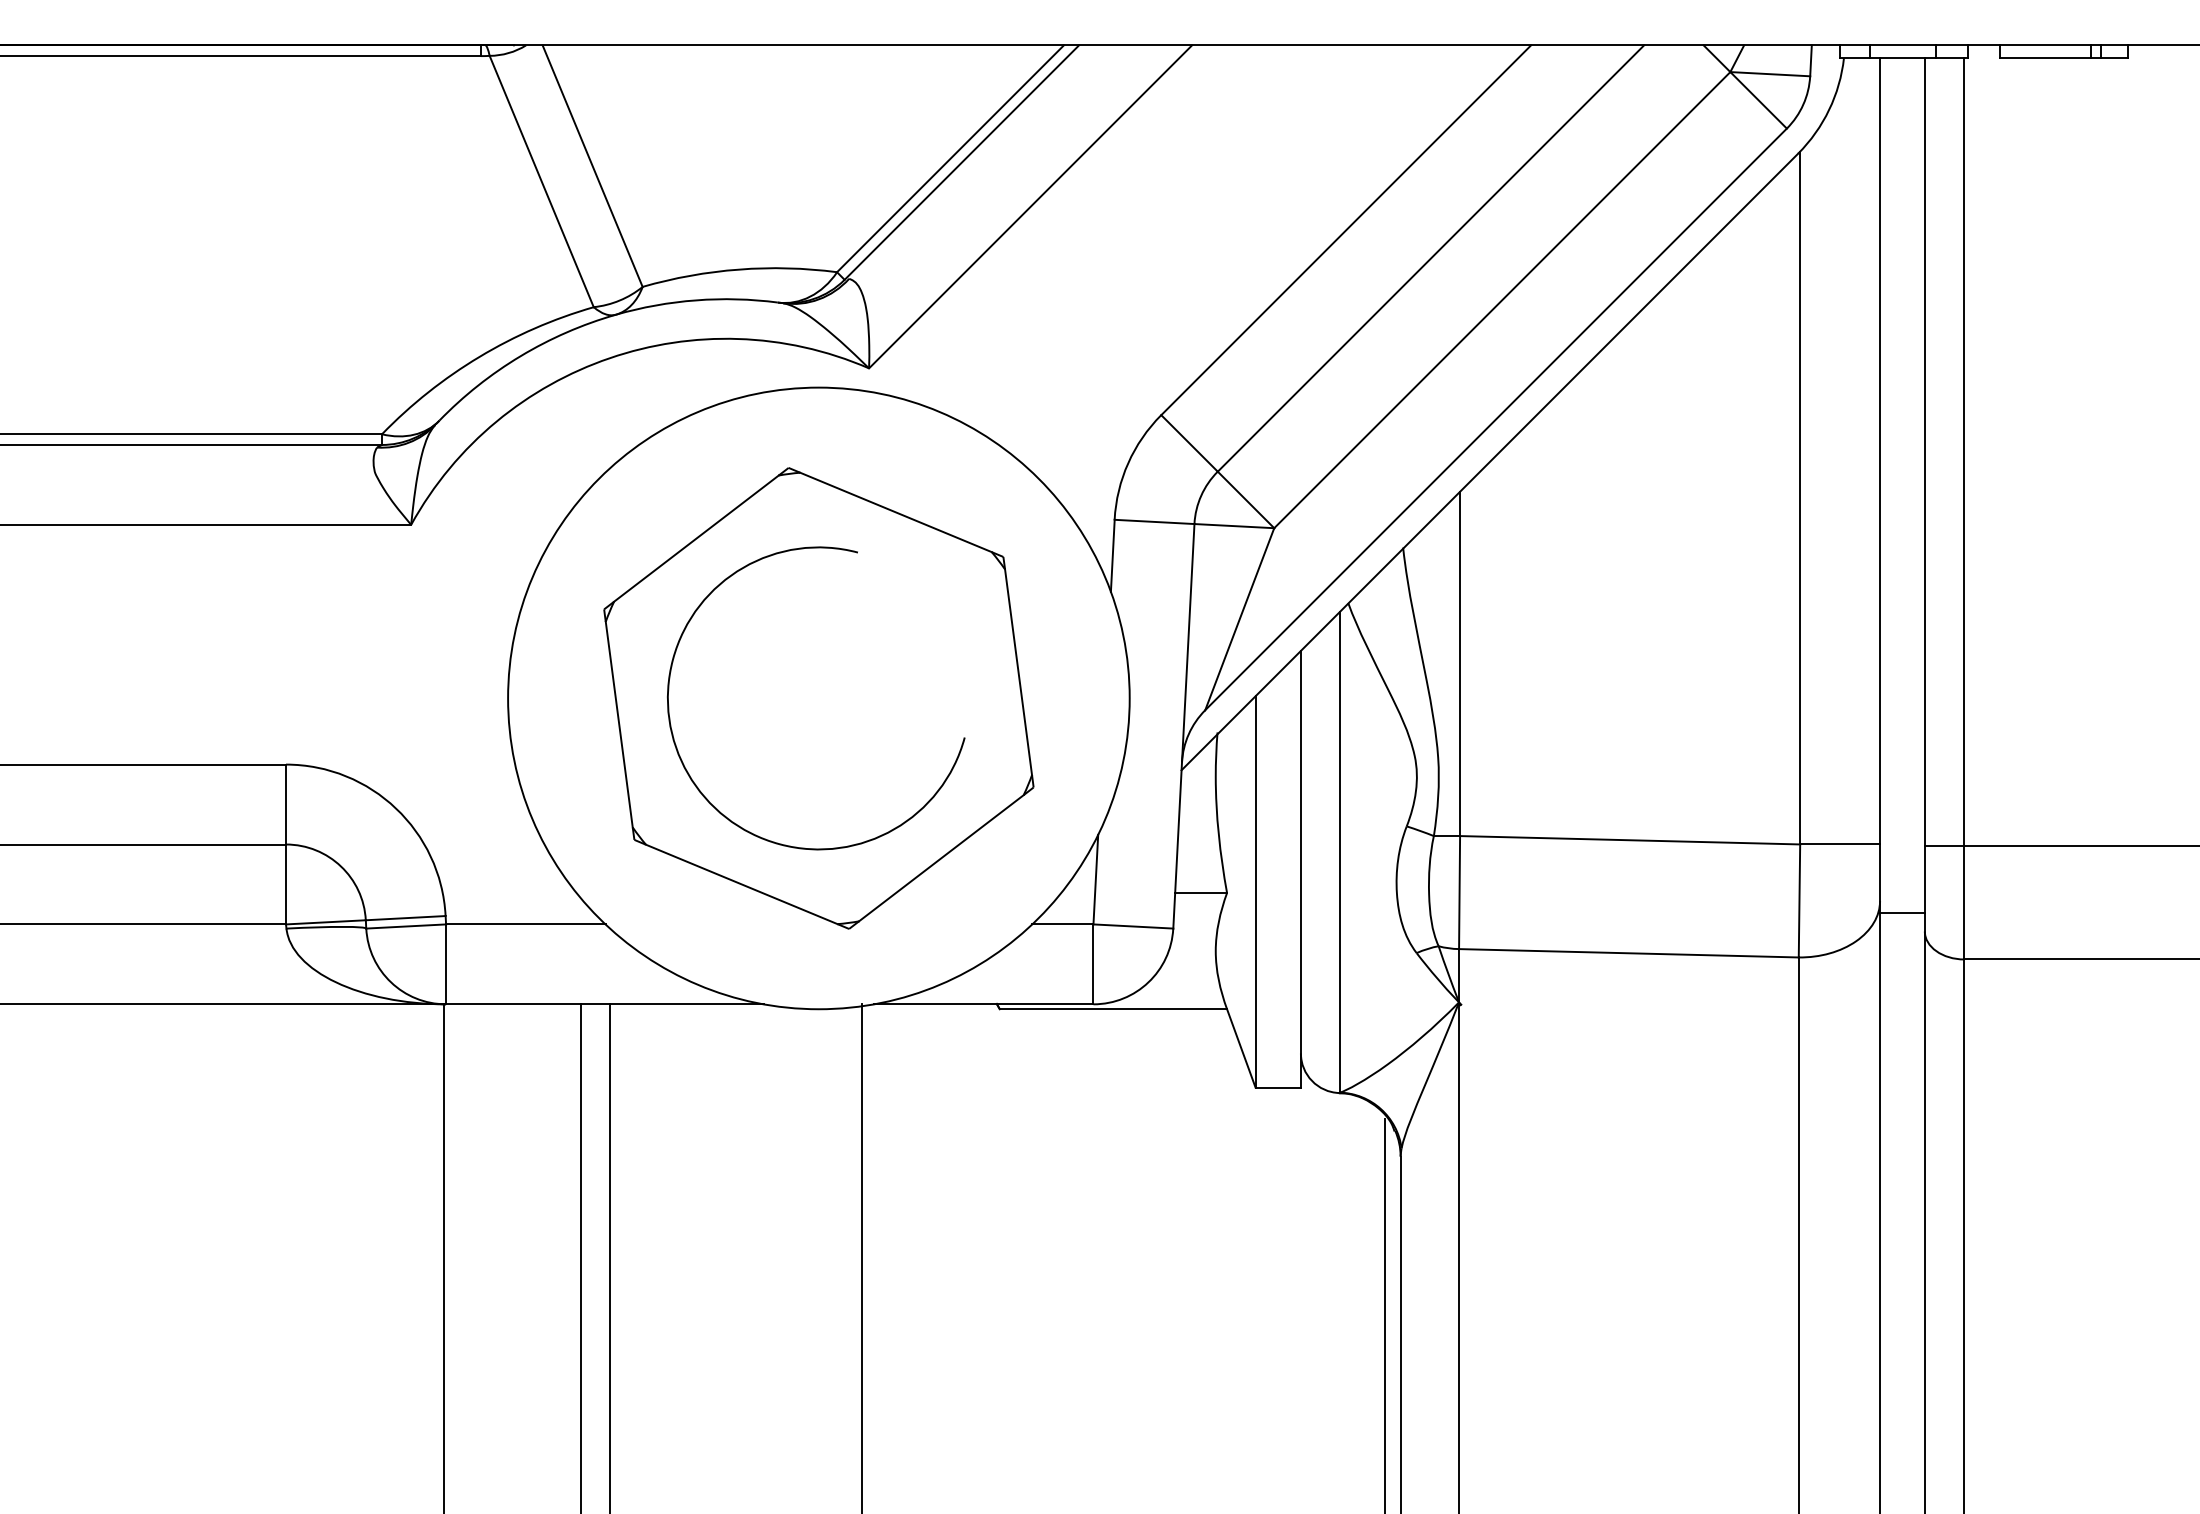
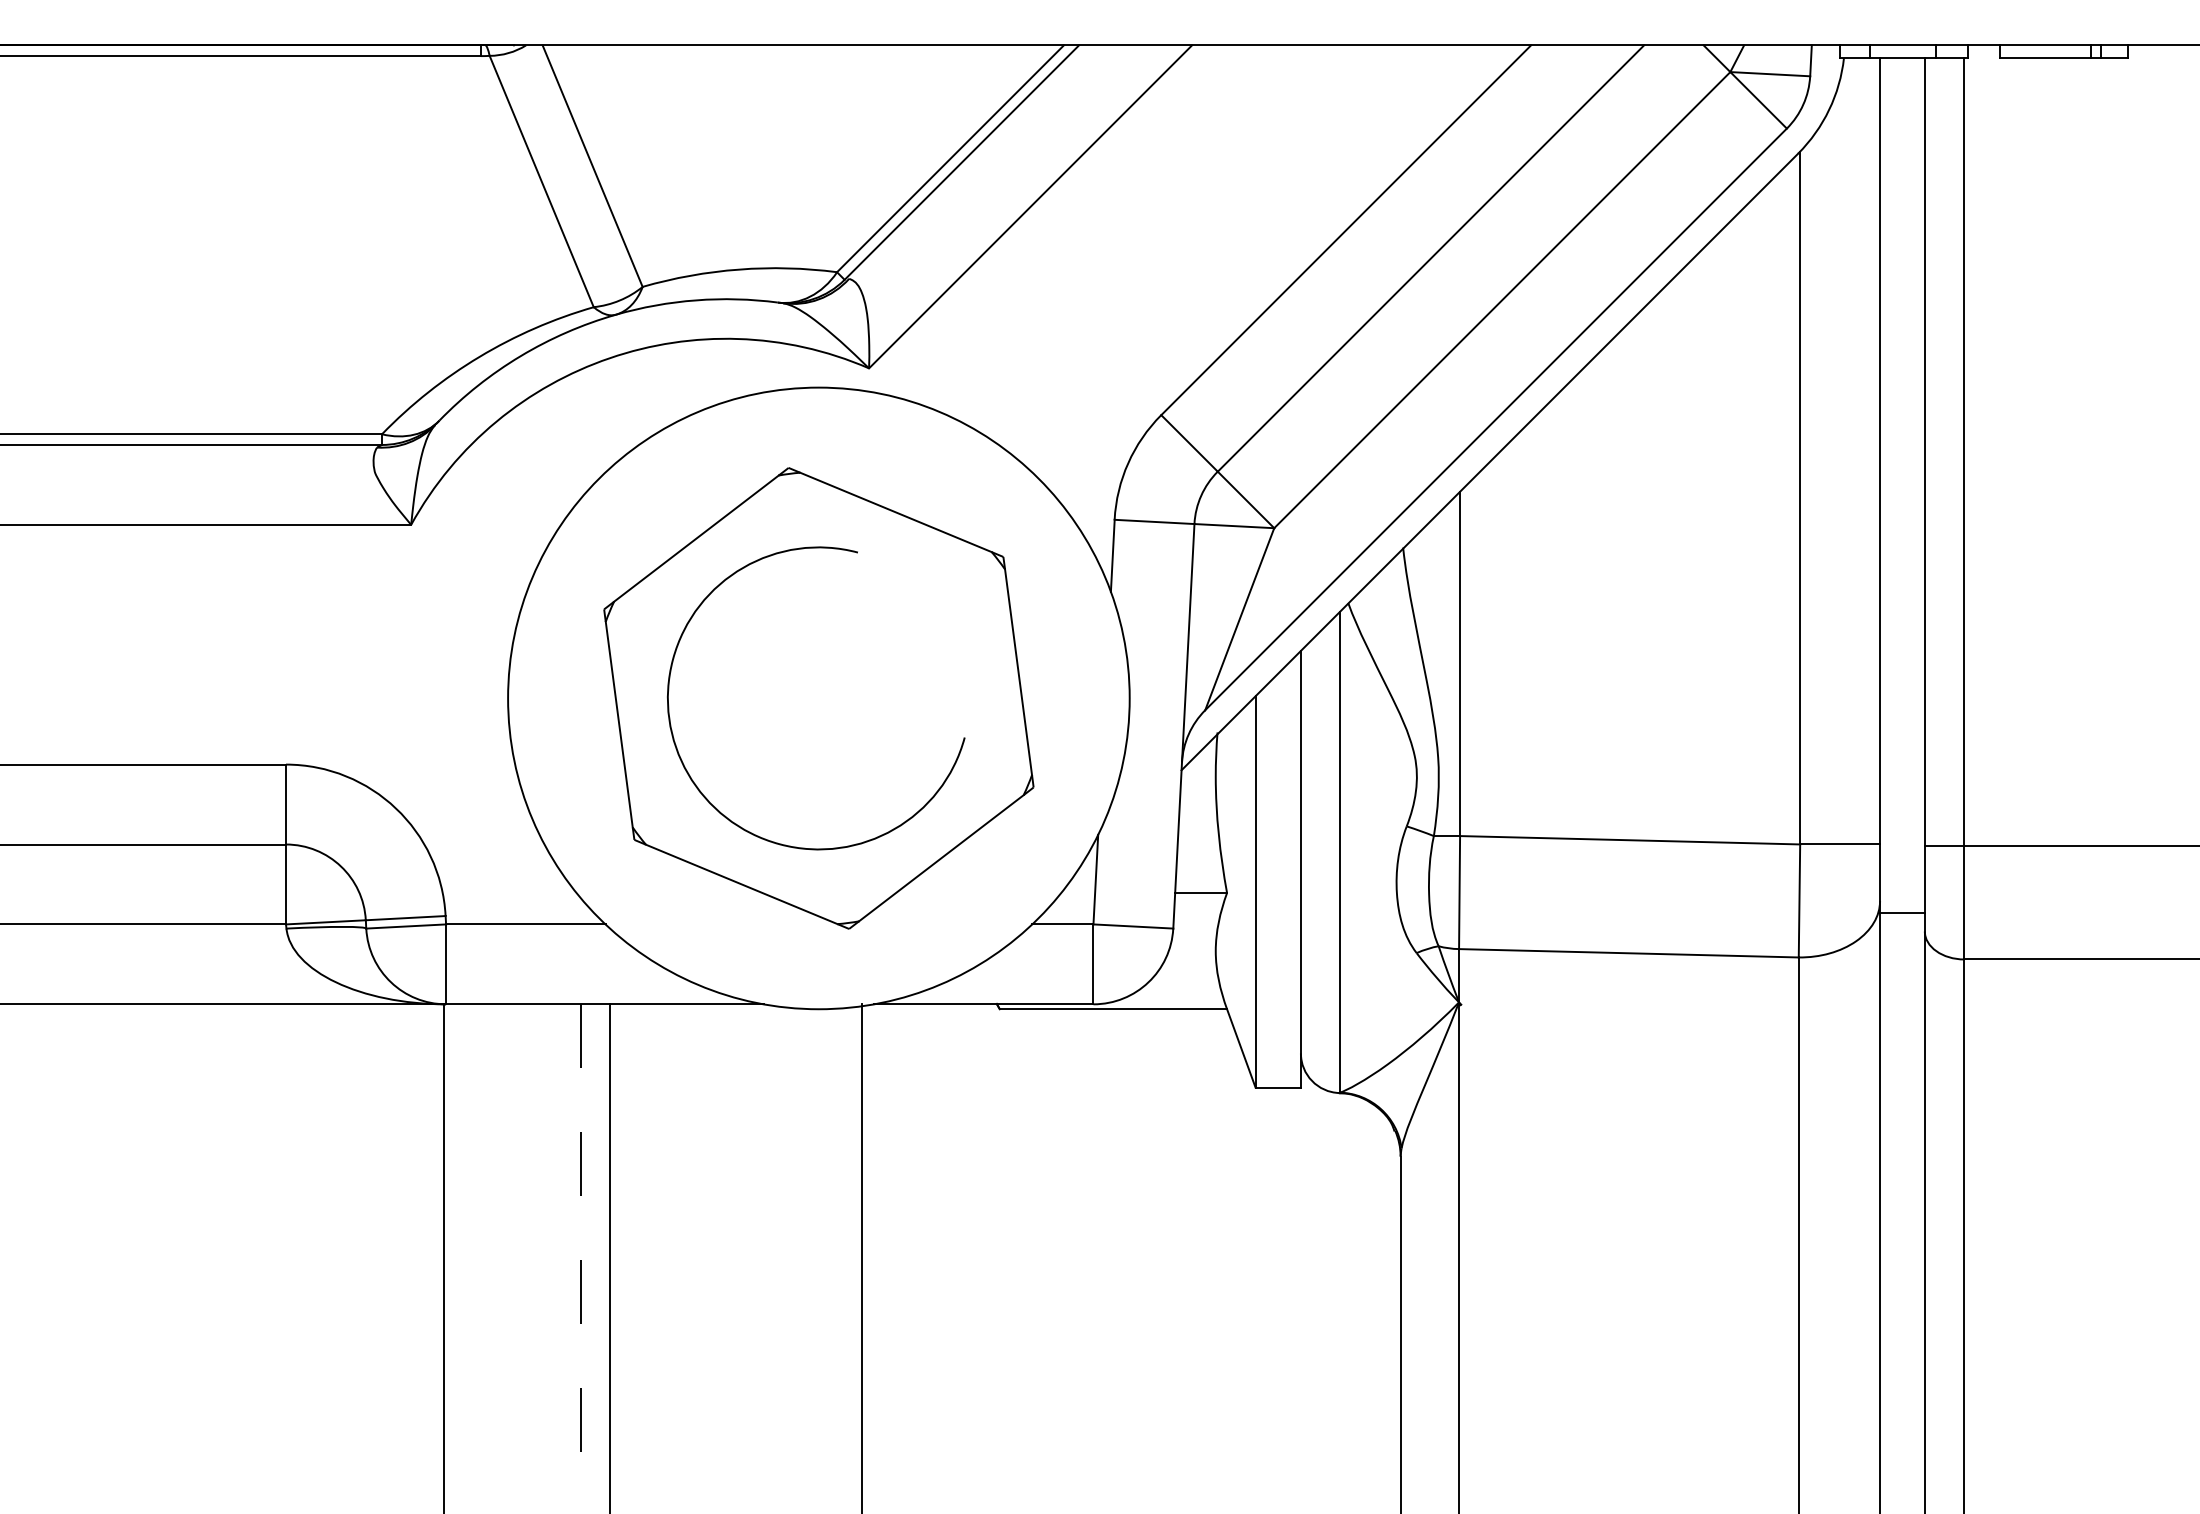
line: solid -> dashed (580, 1259)
line: present -> none (1385, 1314)
